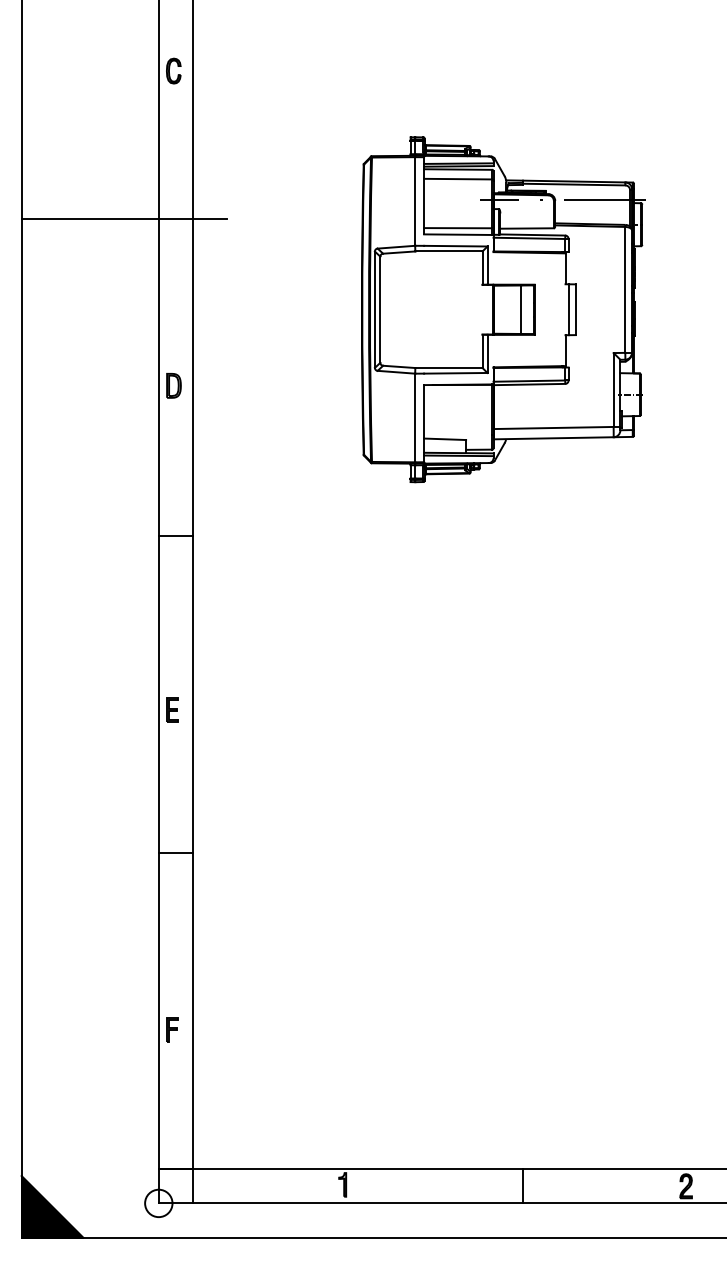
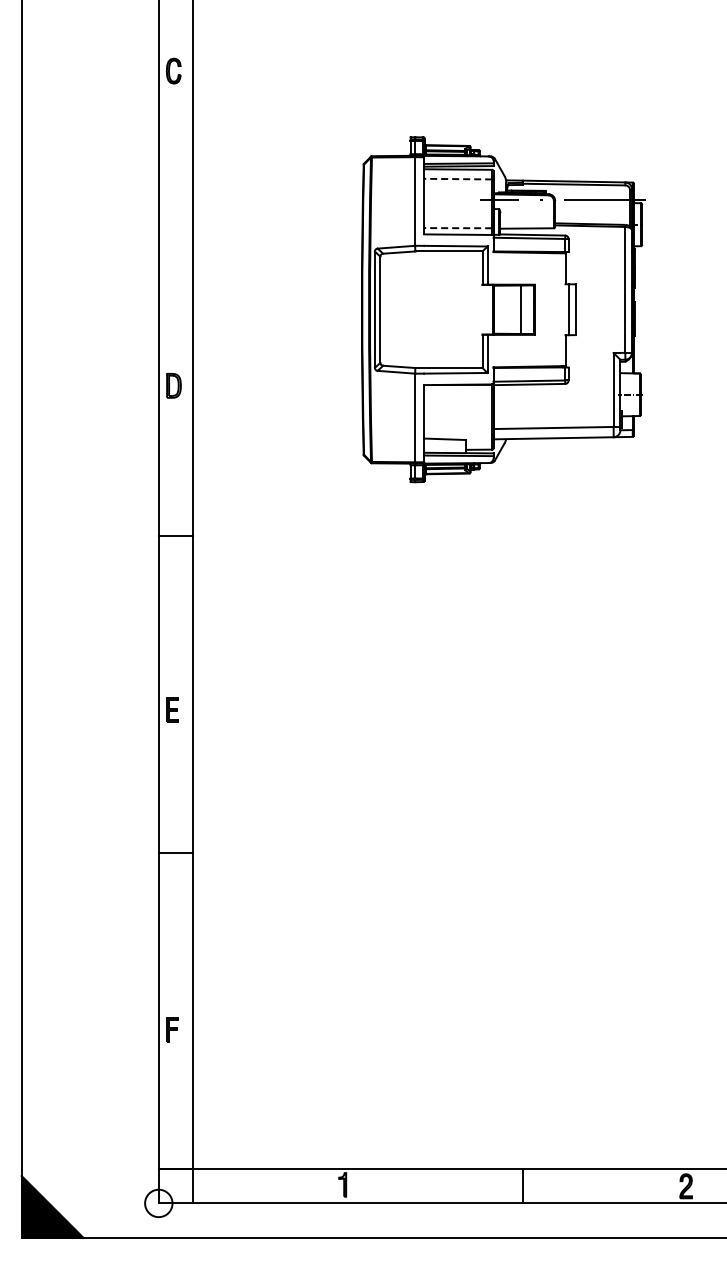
line: solid -> dashed (457, 179)
line: present -> none (124, 219)
line: solid -> dashed (457, 228)
